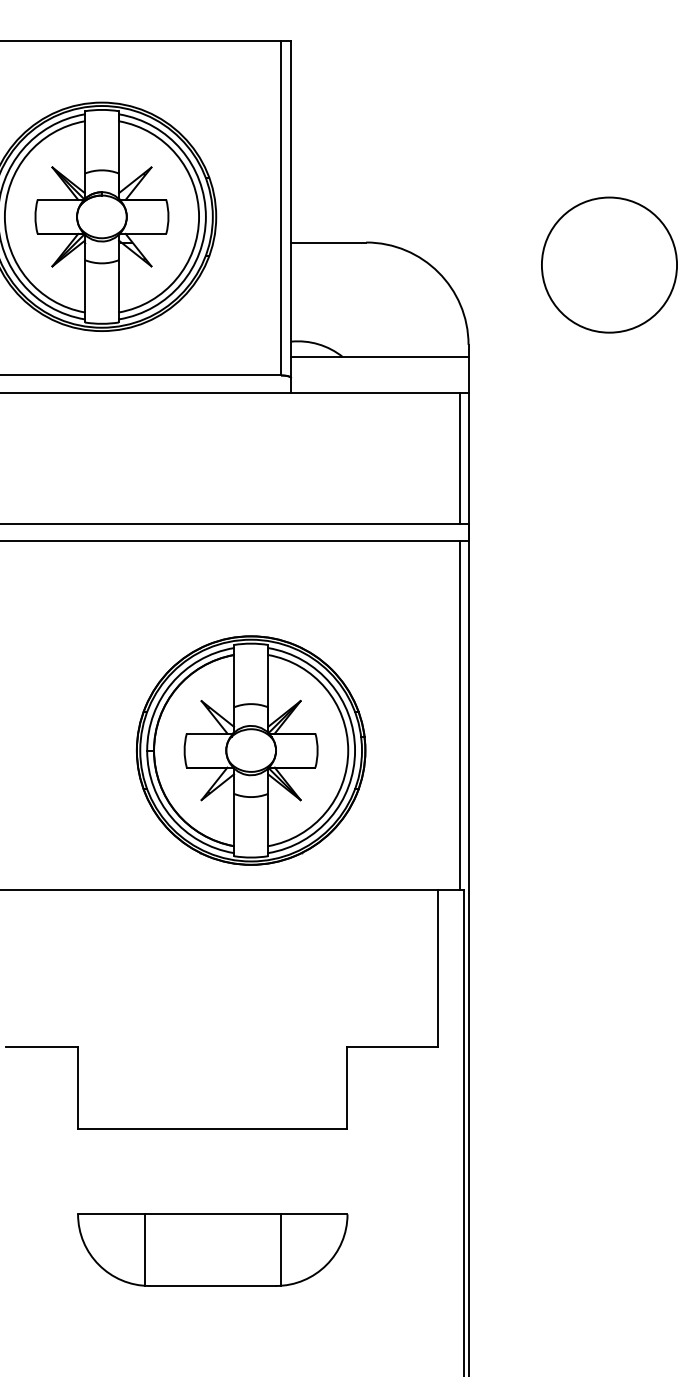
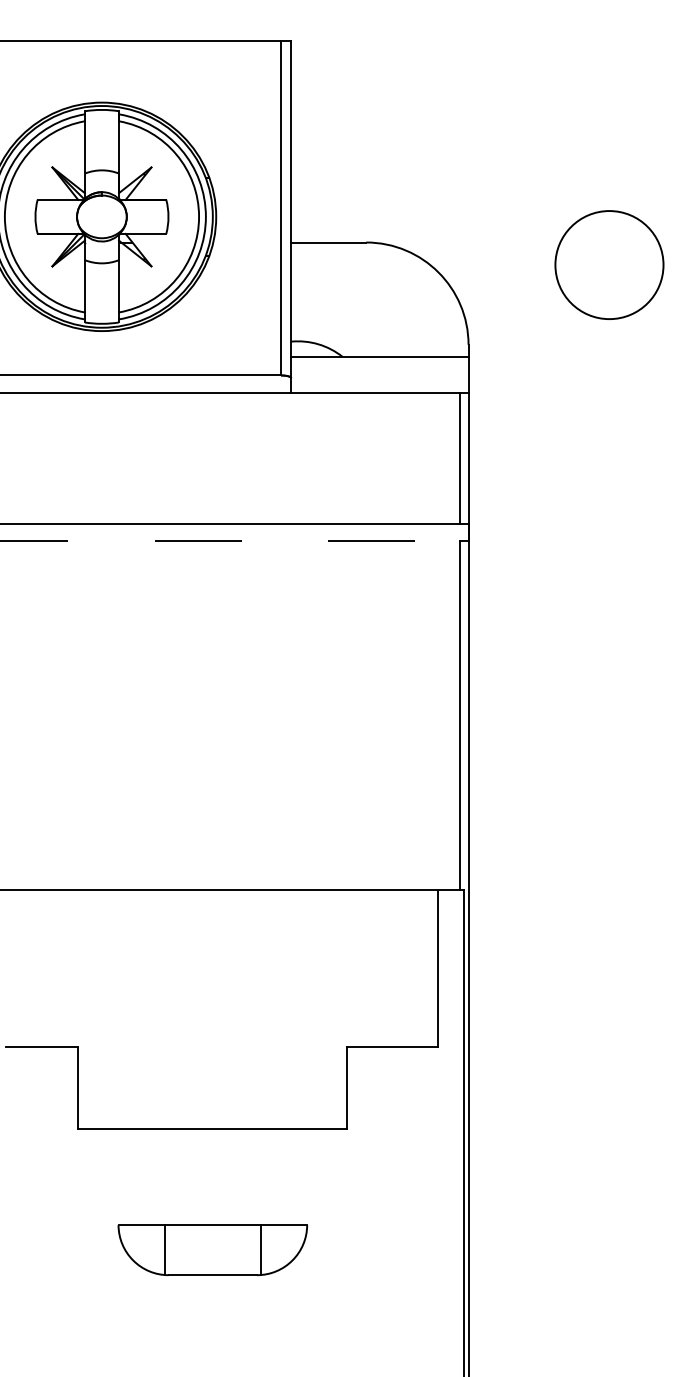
circle size: 137x138 px -> 111x110 px (609, 264)
line: solid -> dashed (230, 540)
part: present -> none (250, 750)
part size: 272x74 px -> 192x53 px (212, 1250)
